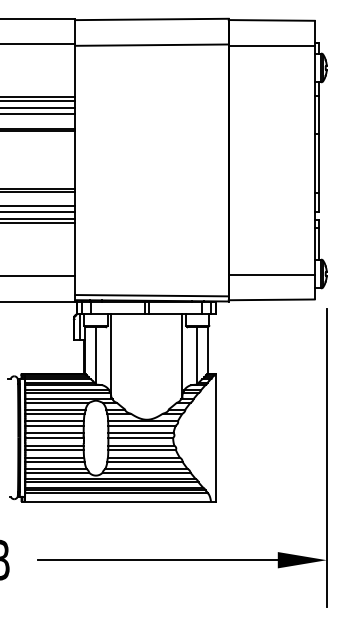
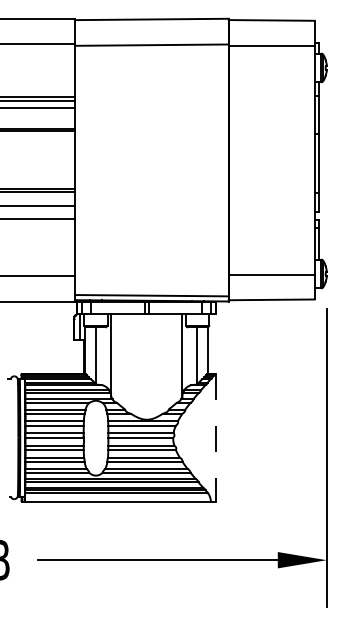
line: present -> none (38, 114)
line: present -> none (38, 212)
line: present -> none (38, 222)
line: solid -> dashed (215, 438)
